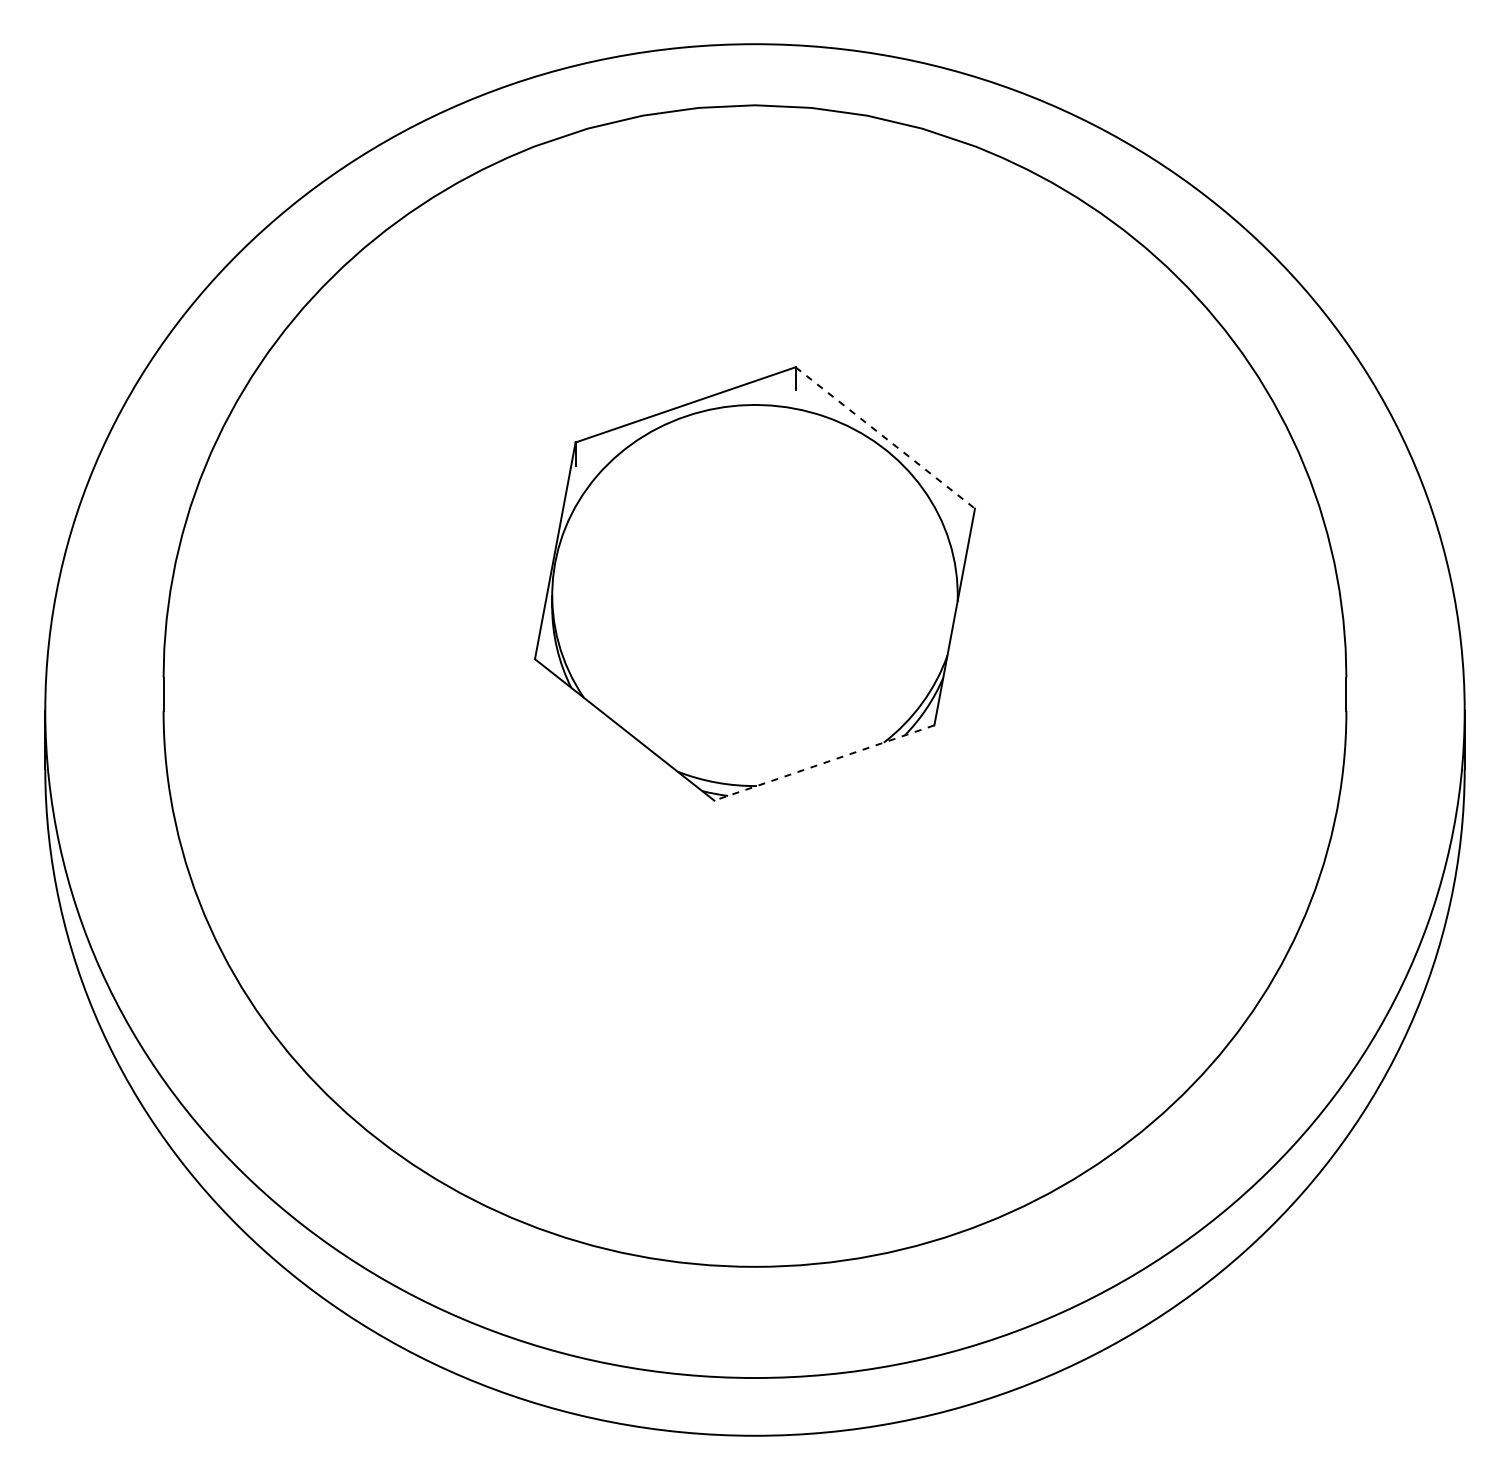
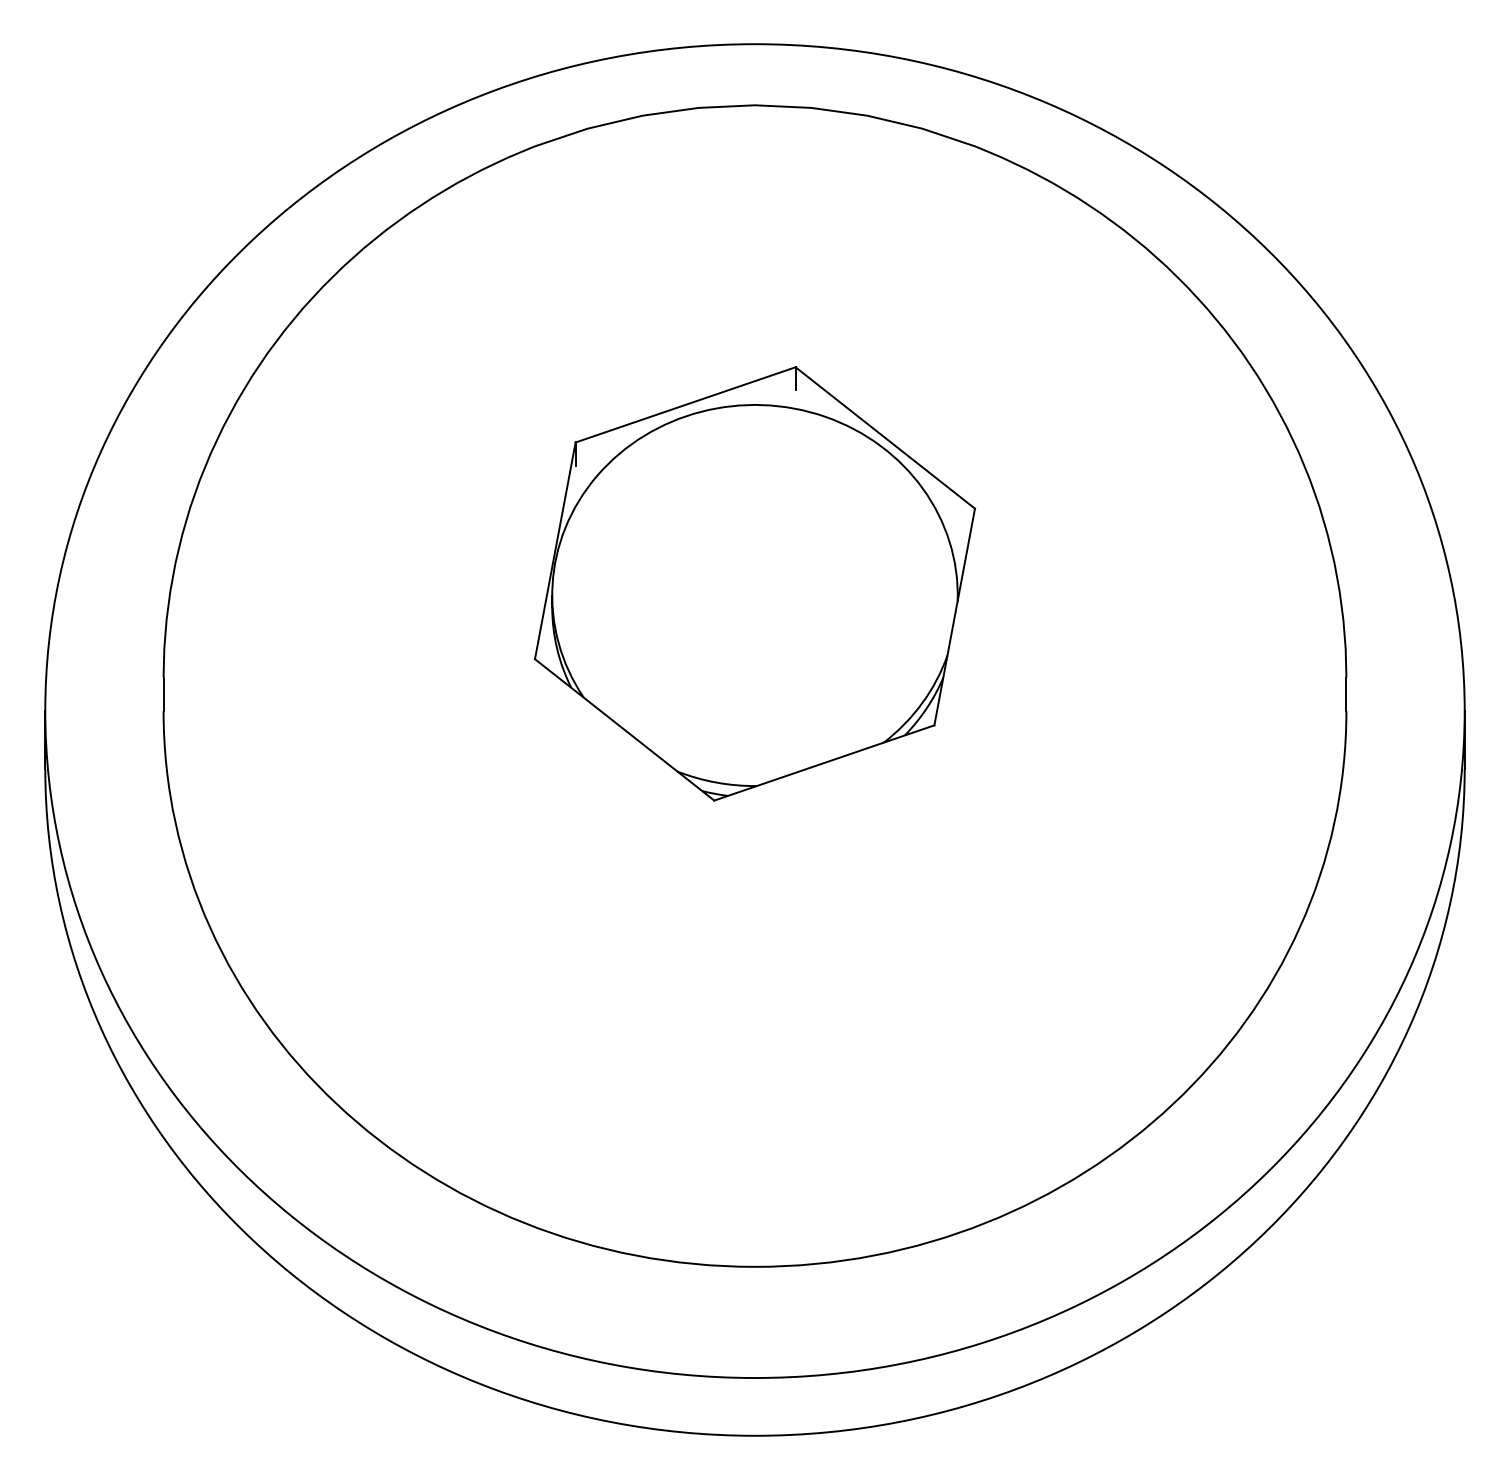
line: dashed -> solid (885, 438)
line: dashed -> solid (823, 763)
